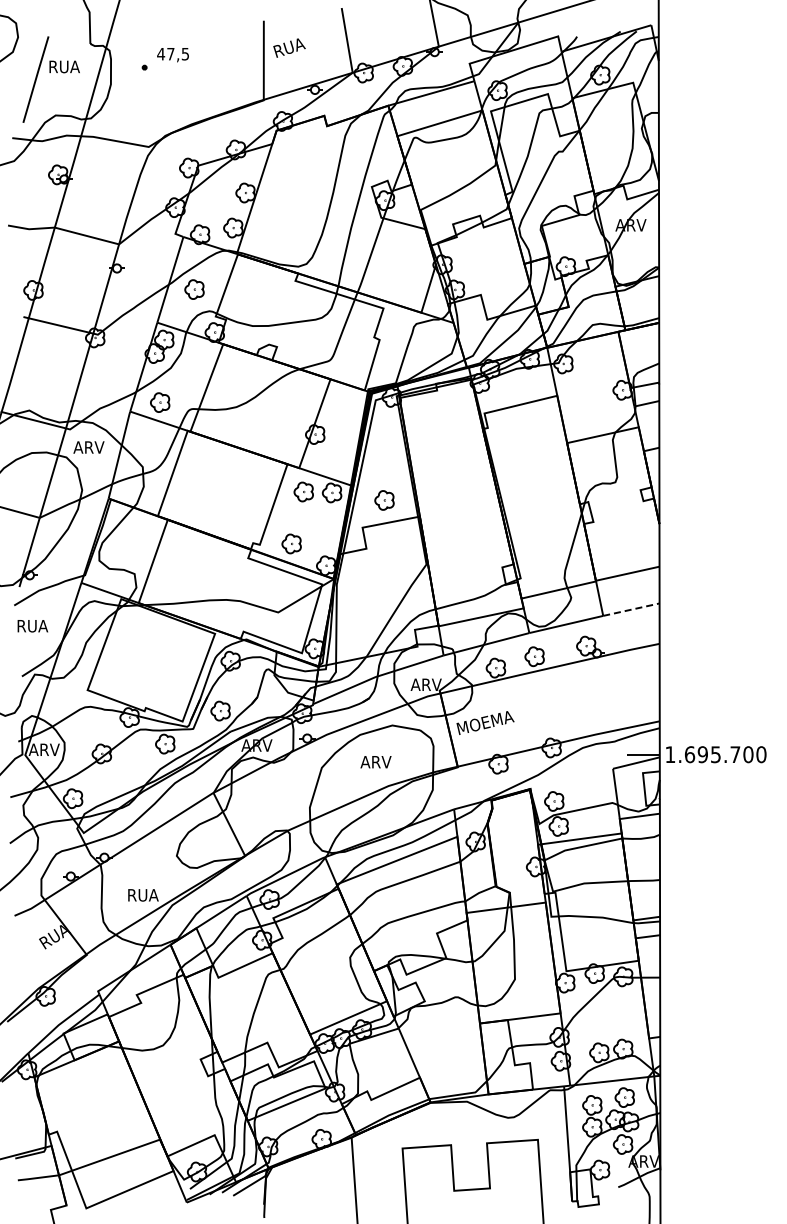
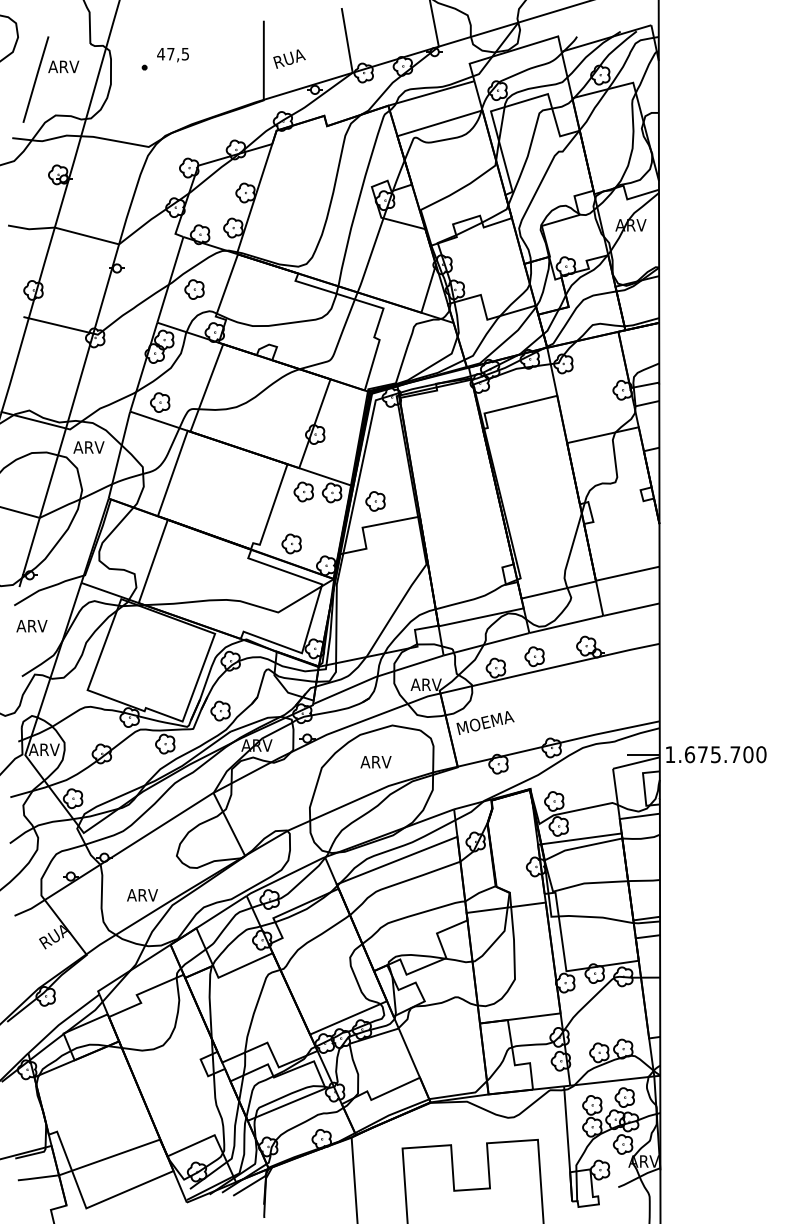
text position: (289, 47) -> (289, 58) (289, 58)
text: RUA -> ARV (63, 66)
part position: (384, 500) -> (375, 501) (375, 501)
line: dashed -> solid (631, 609)
text: RUA -> ARV (32, 626)
text: 1.695.700 -> 1.675.700 (702, 754)
text: RUA -> ARV (142, 895)
